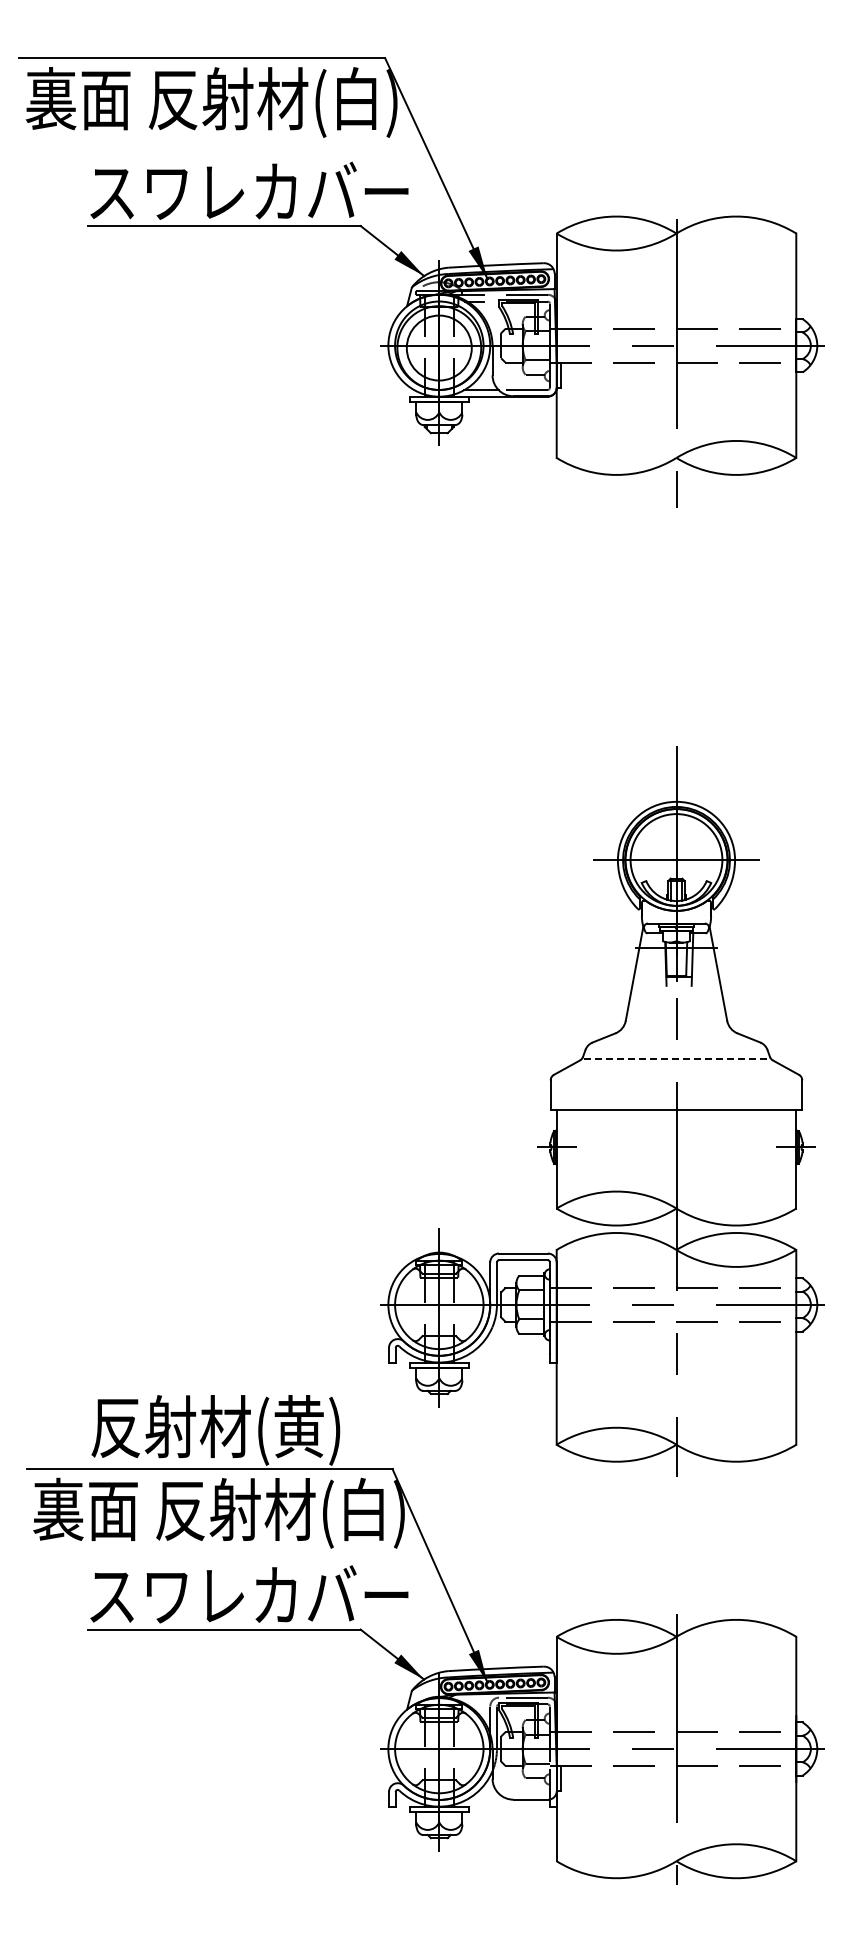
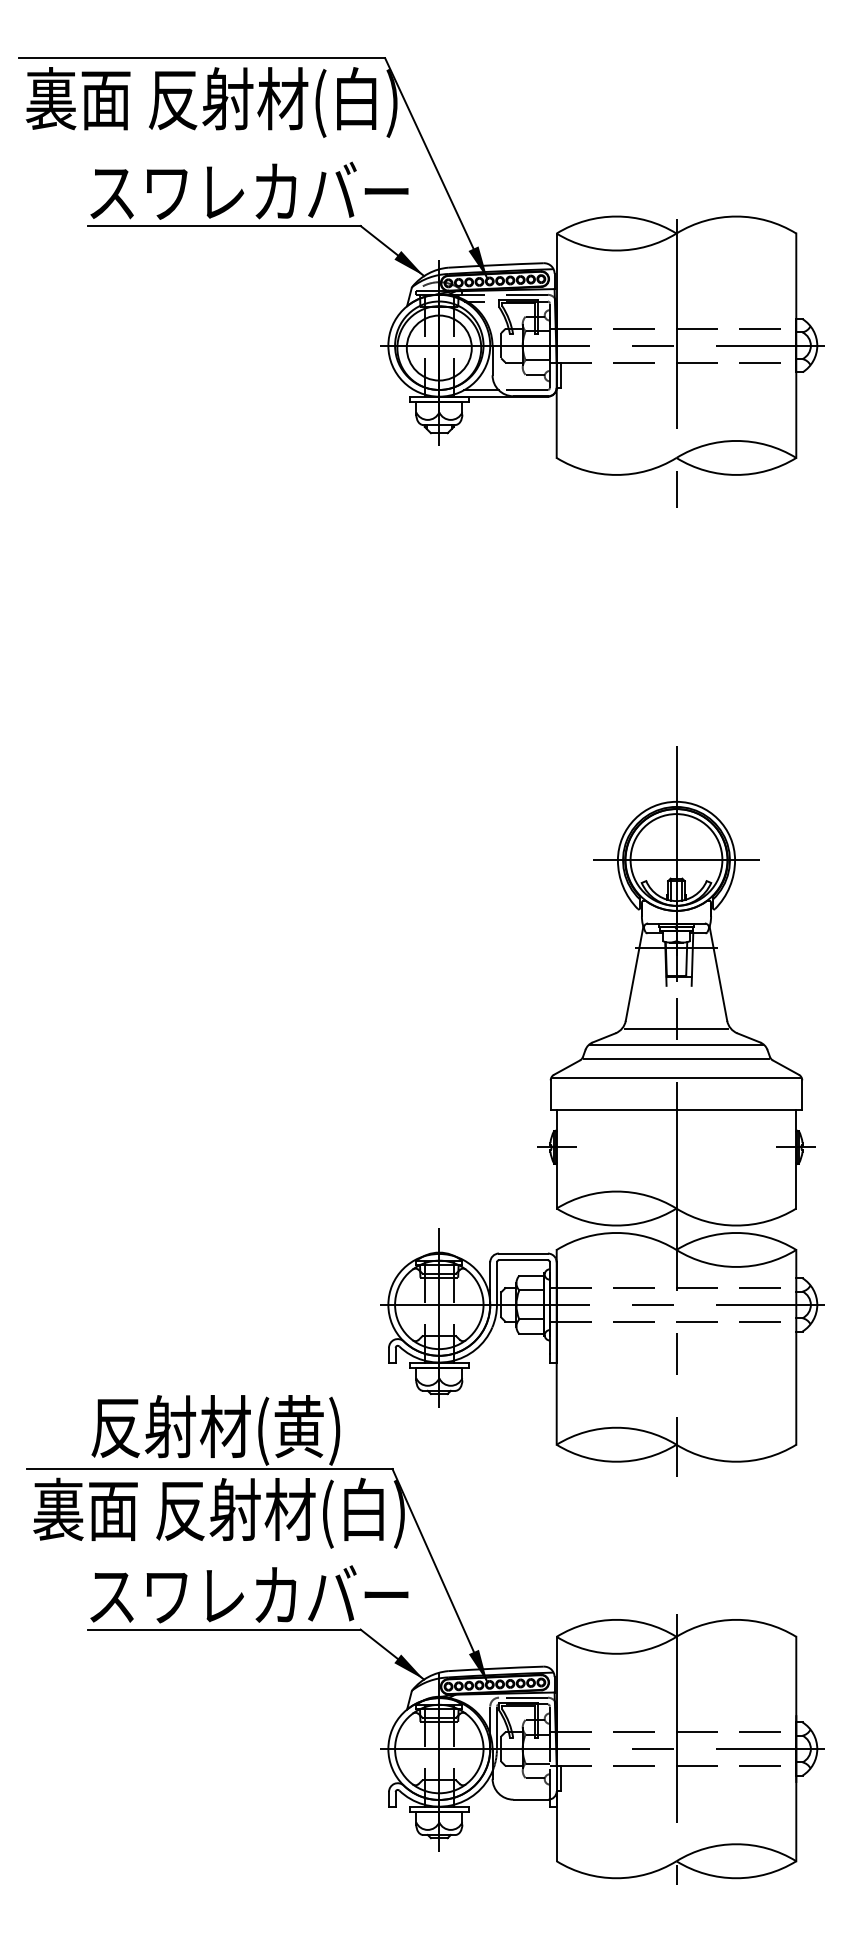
line: none -> present (676, 1028)
line: none -> present (676, 1045)
line: dashed -> solid (676, 1059)
line: none -> present (676, 1078)
